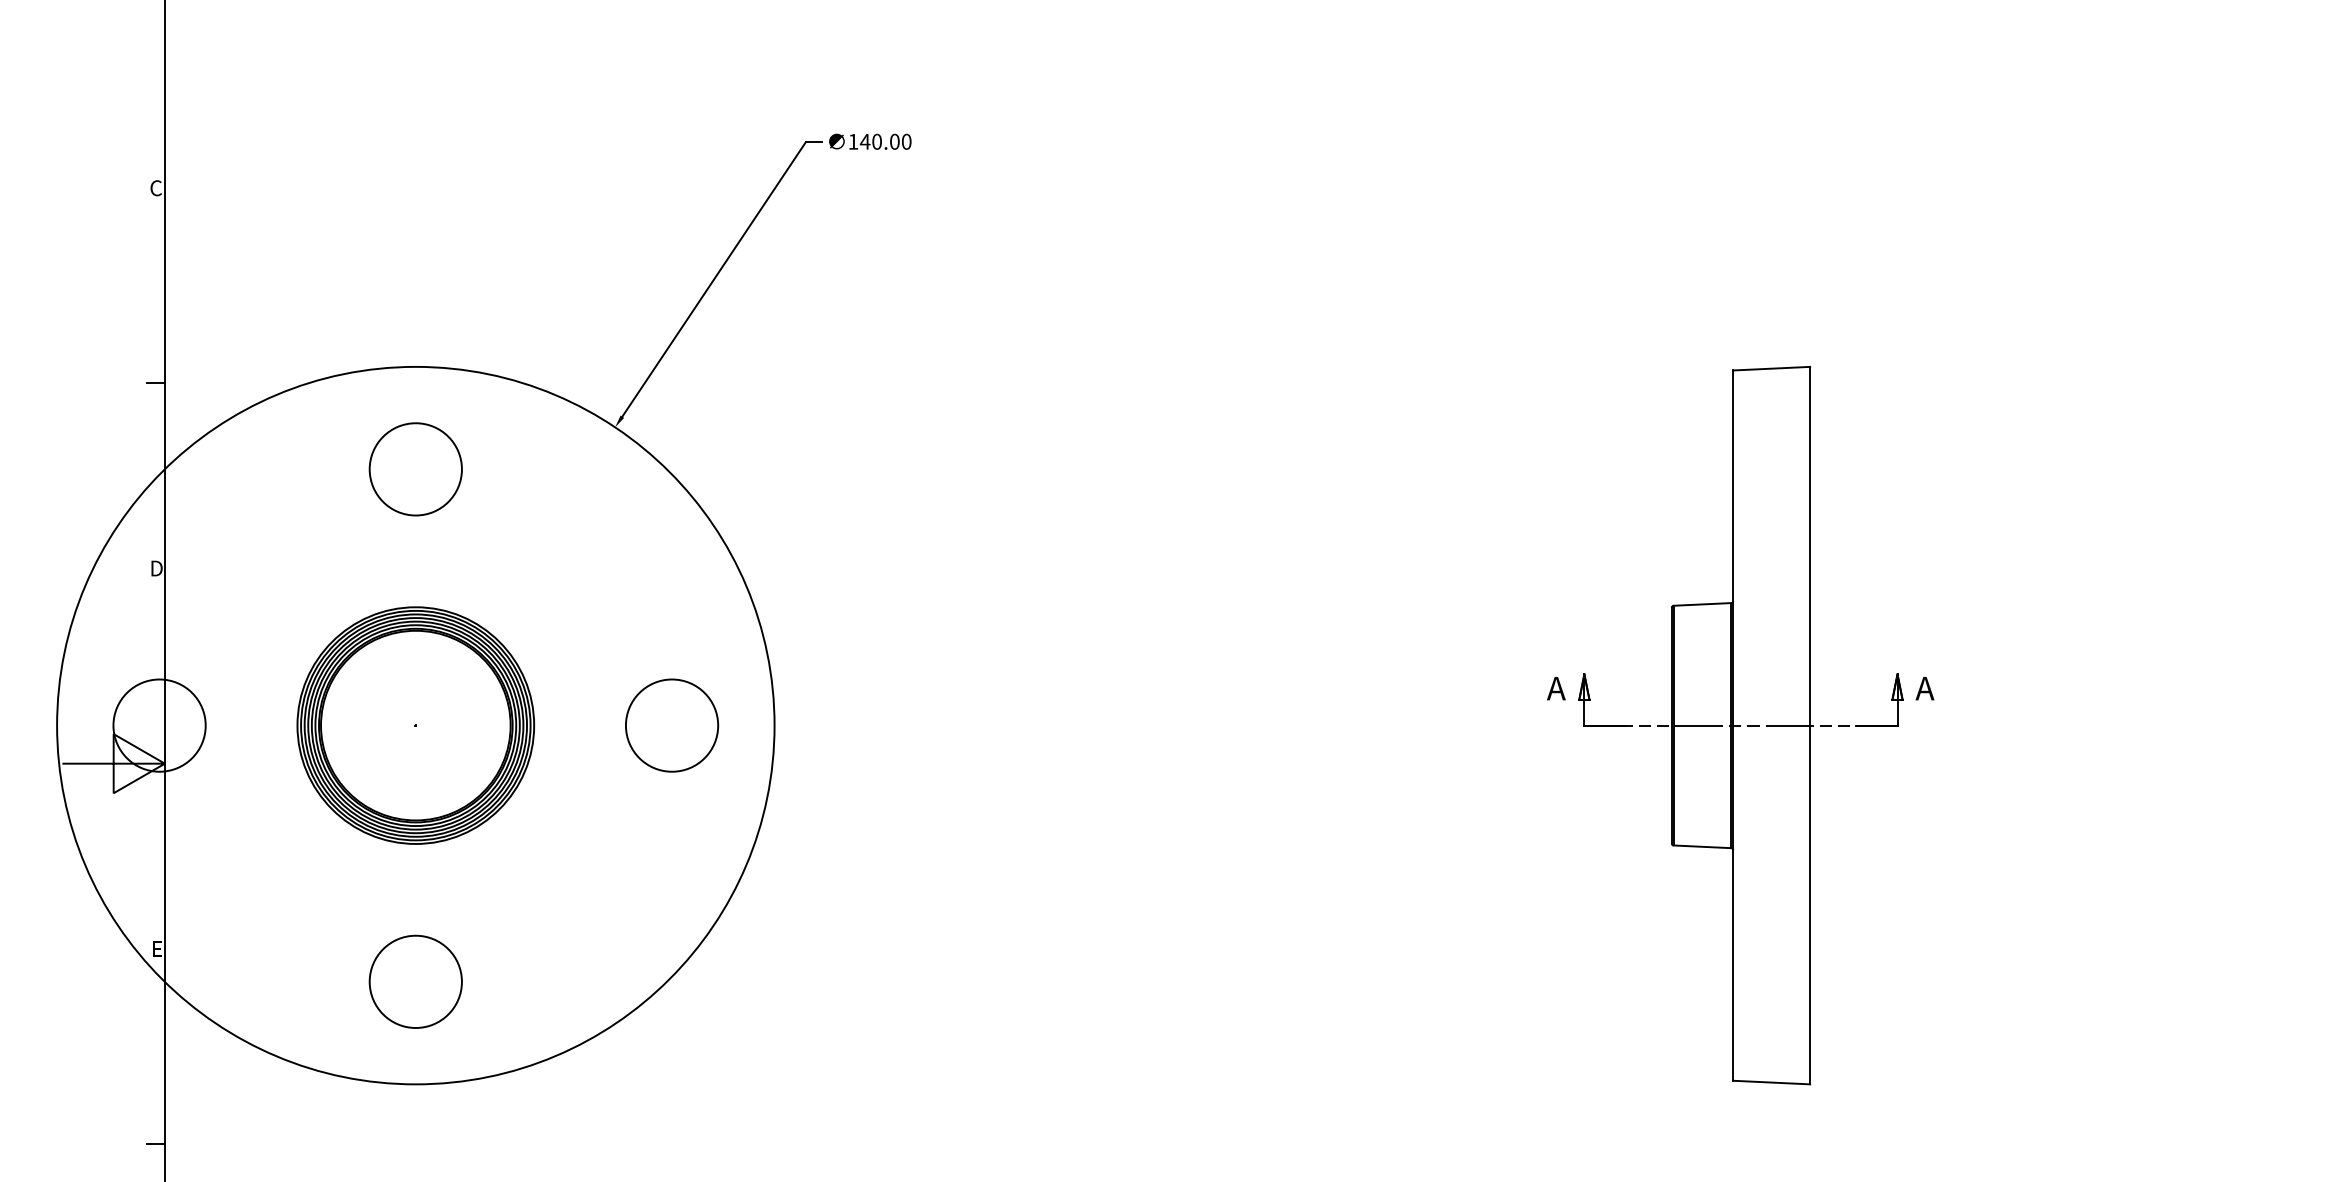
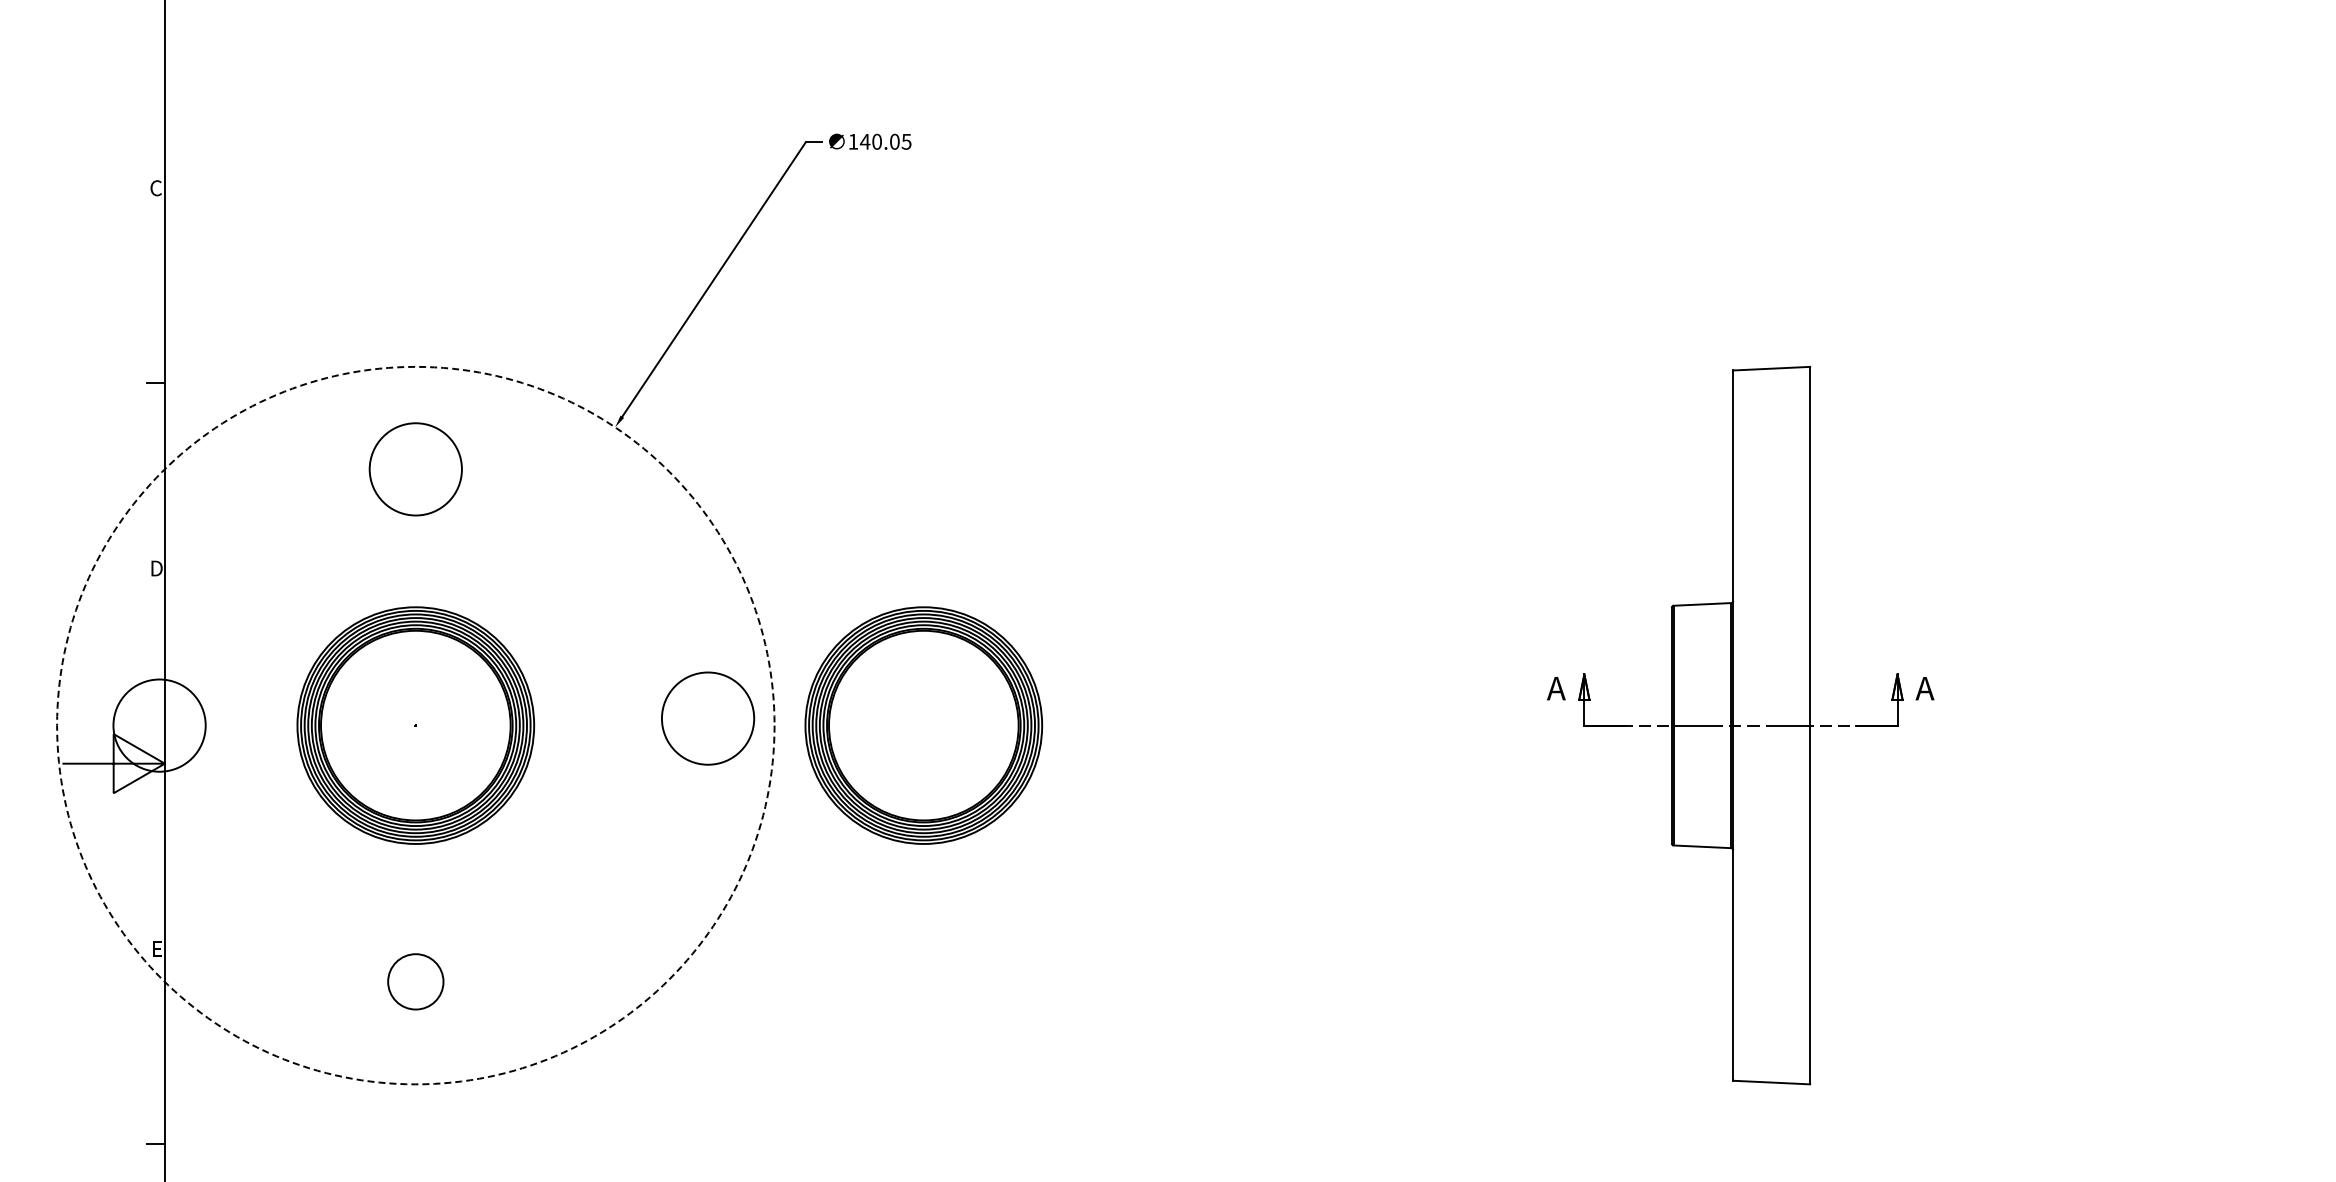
text: 140.00 -> 140.05 (906, 141)
circle: solid -> dashed (415, 725)
circle position: (672, 725) -> (708, 718) (708, 718)
part: none -> present (923, 725)
circle diameter: 92 px -> 55 px (415, 981)
